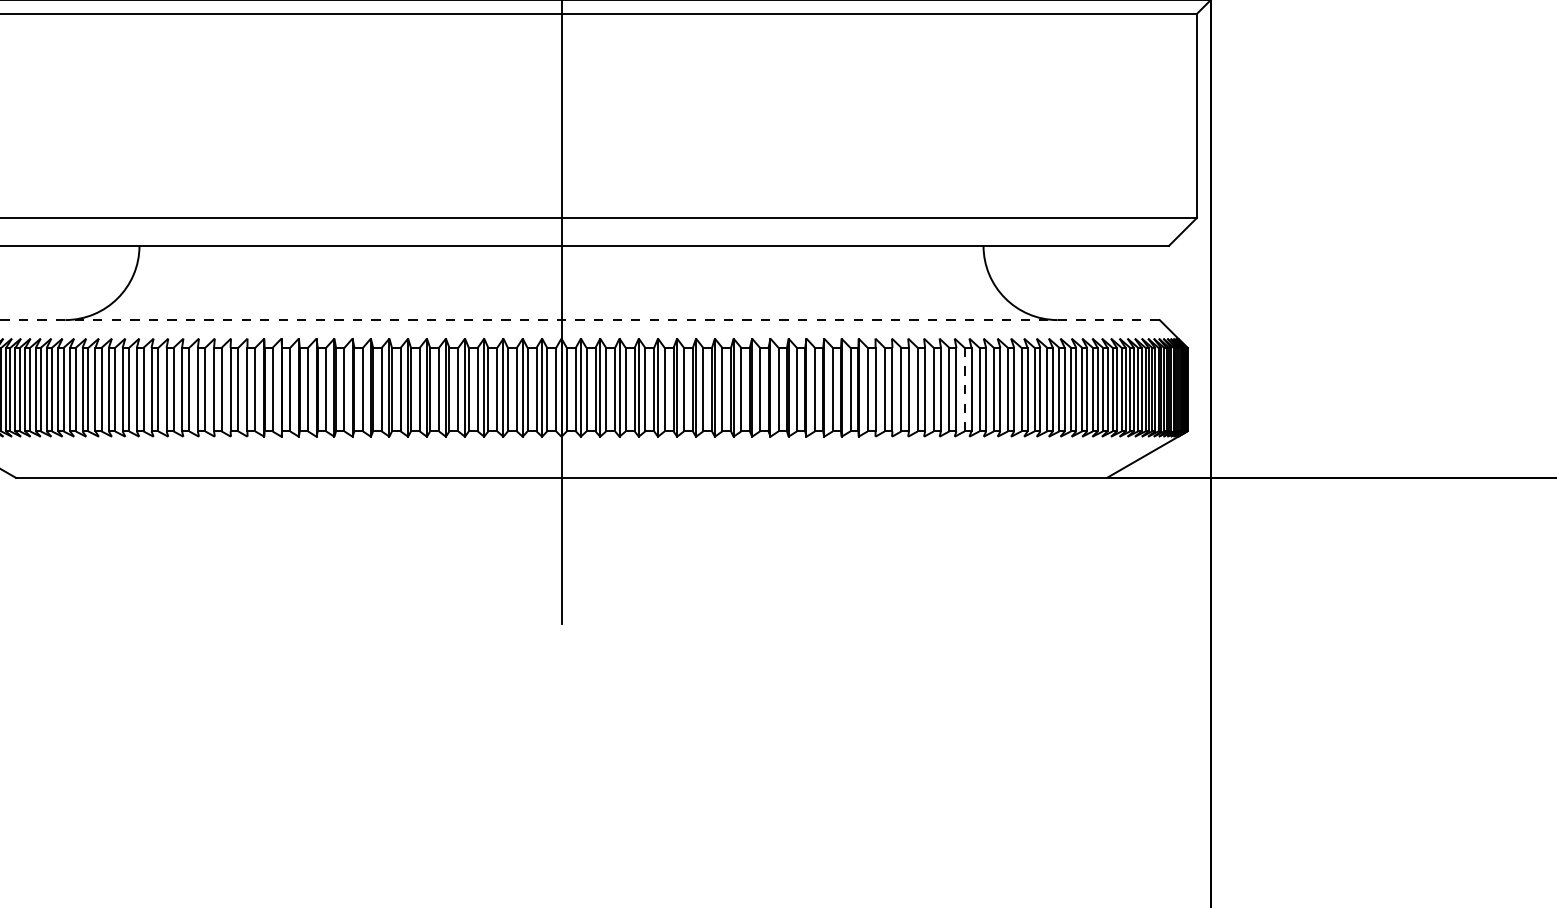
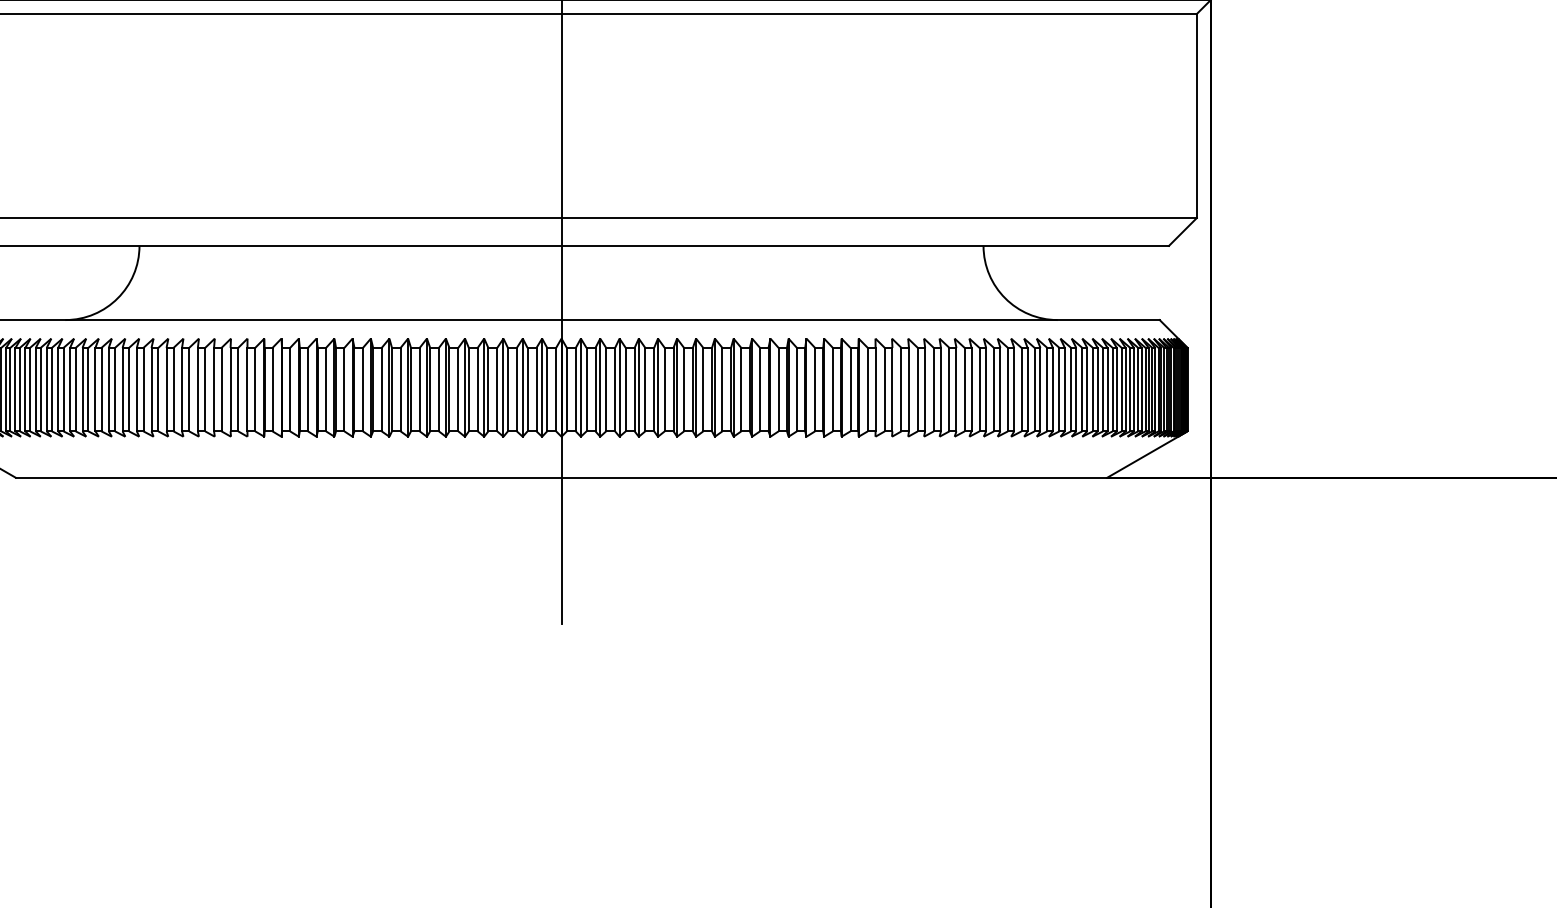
line: dashed -> solid (580, 320)
line: dashed -> solid (964, 389)
